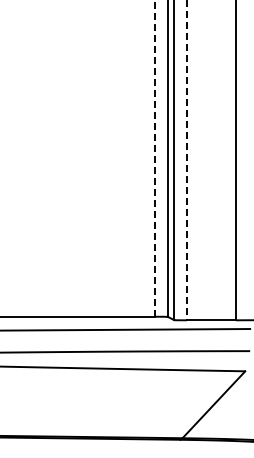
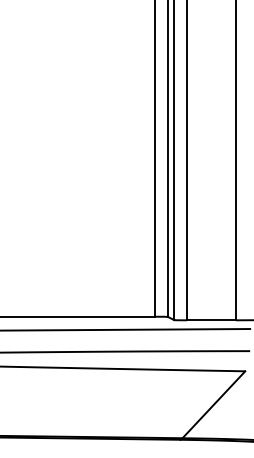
line: dashed -> solid (155, 157)
line: dashed -> solid (186, 160)
